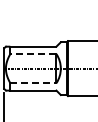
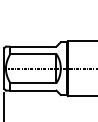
line: dashed -> solid (32, 54)
line: dashed -> solid (33, 83)
